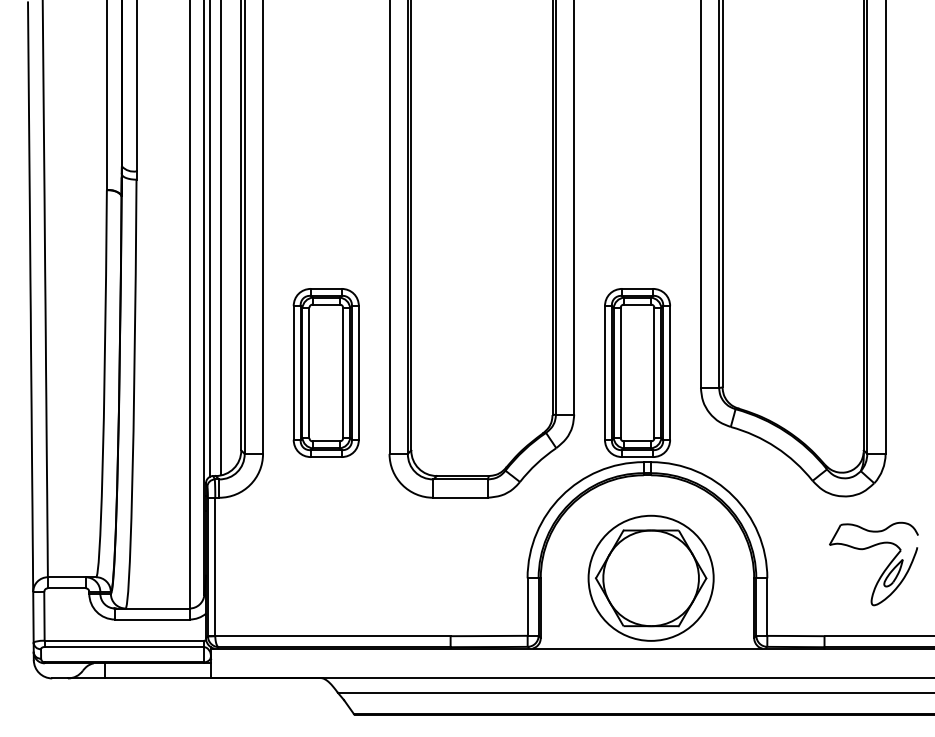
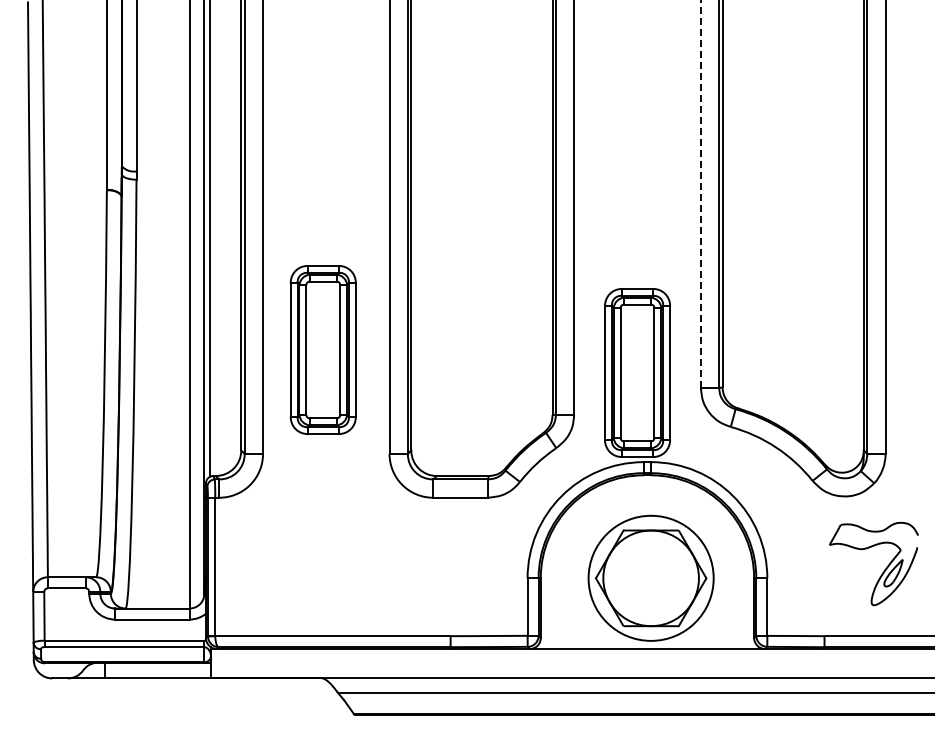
line: solid -> dashed (700, 194)
line: present -> none (221, 238)
part position: (325, 372) -> (322, 349) (322, 349)
